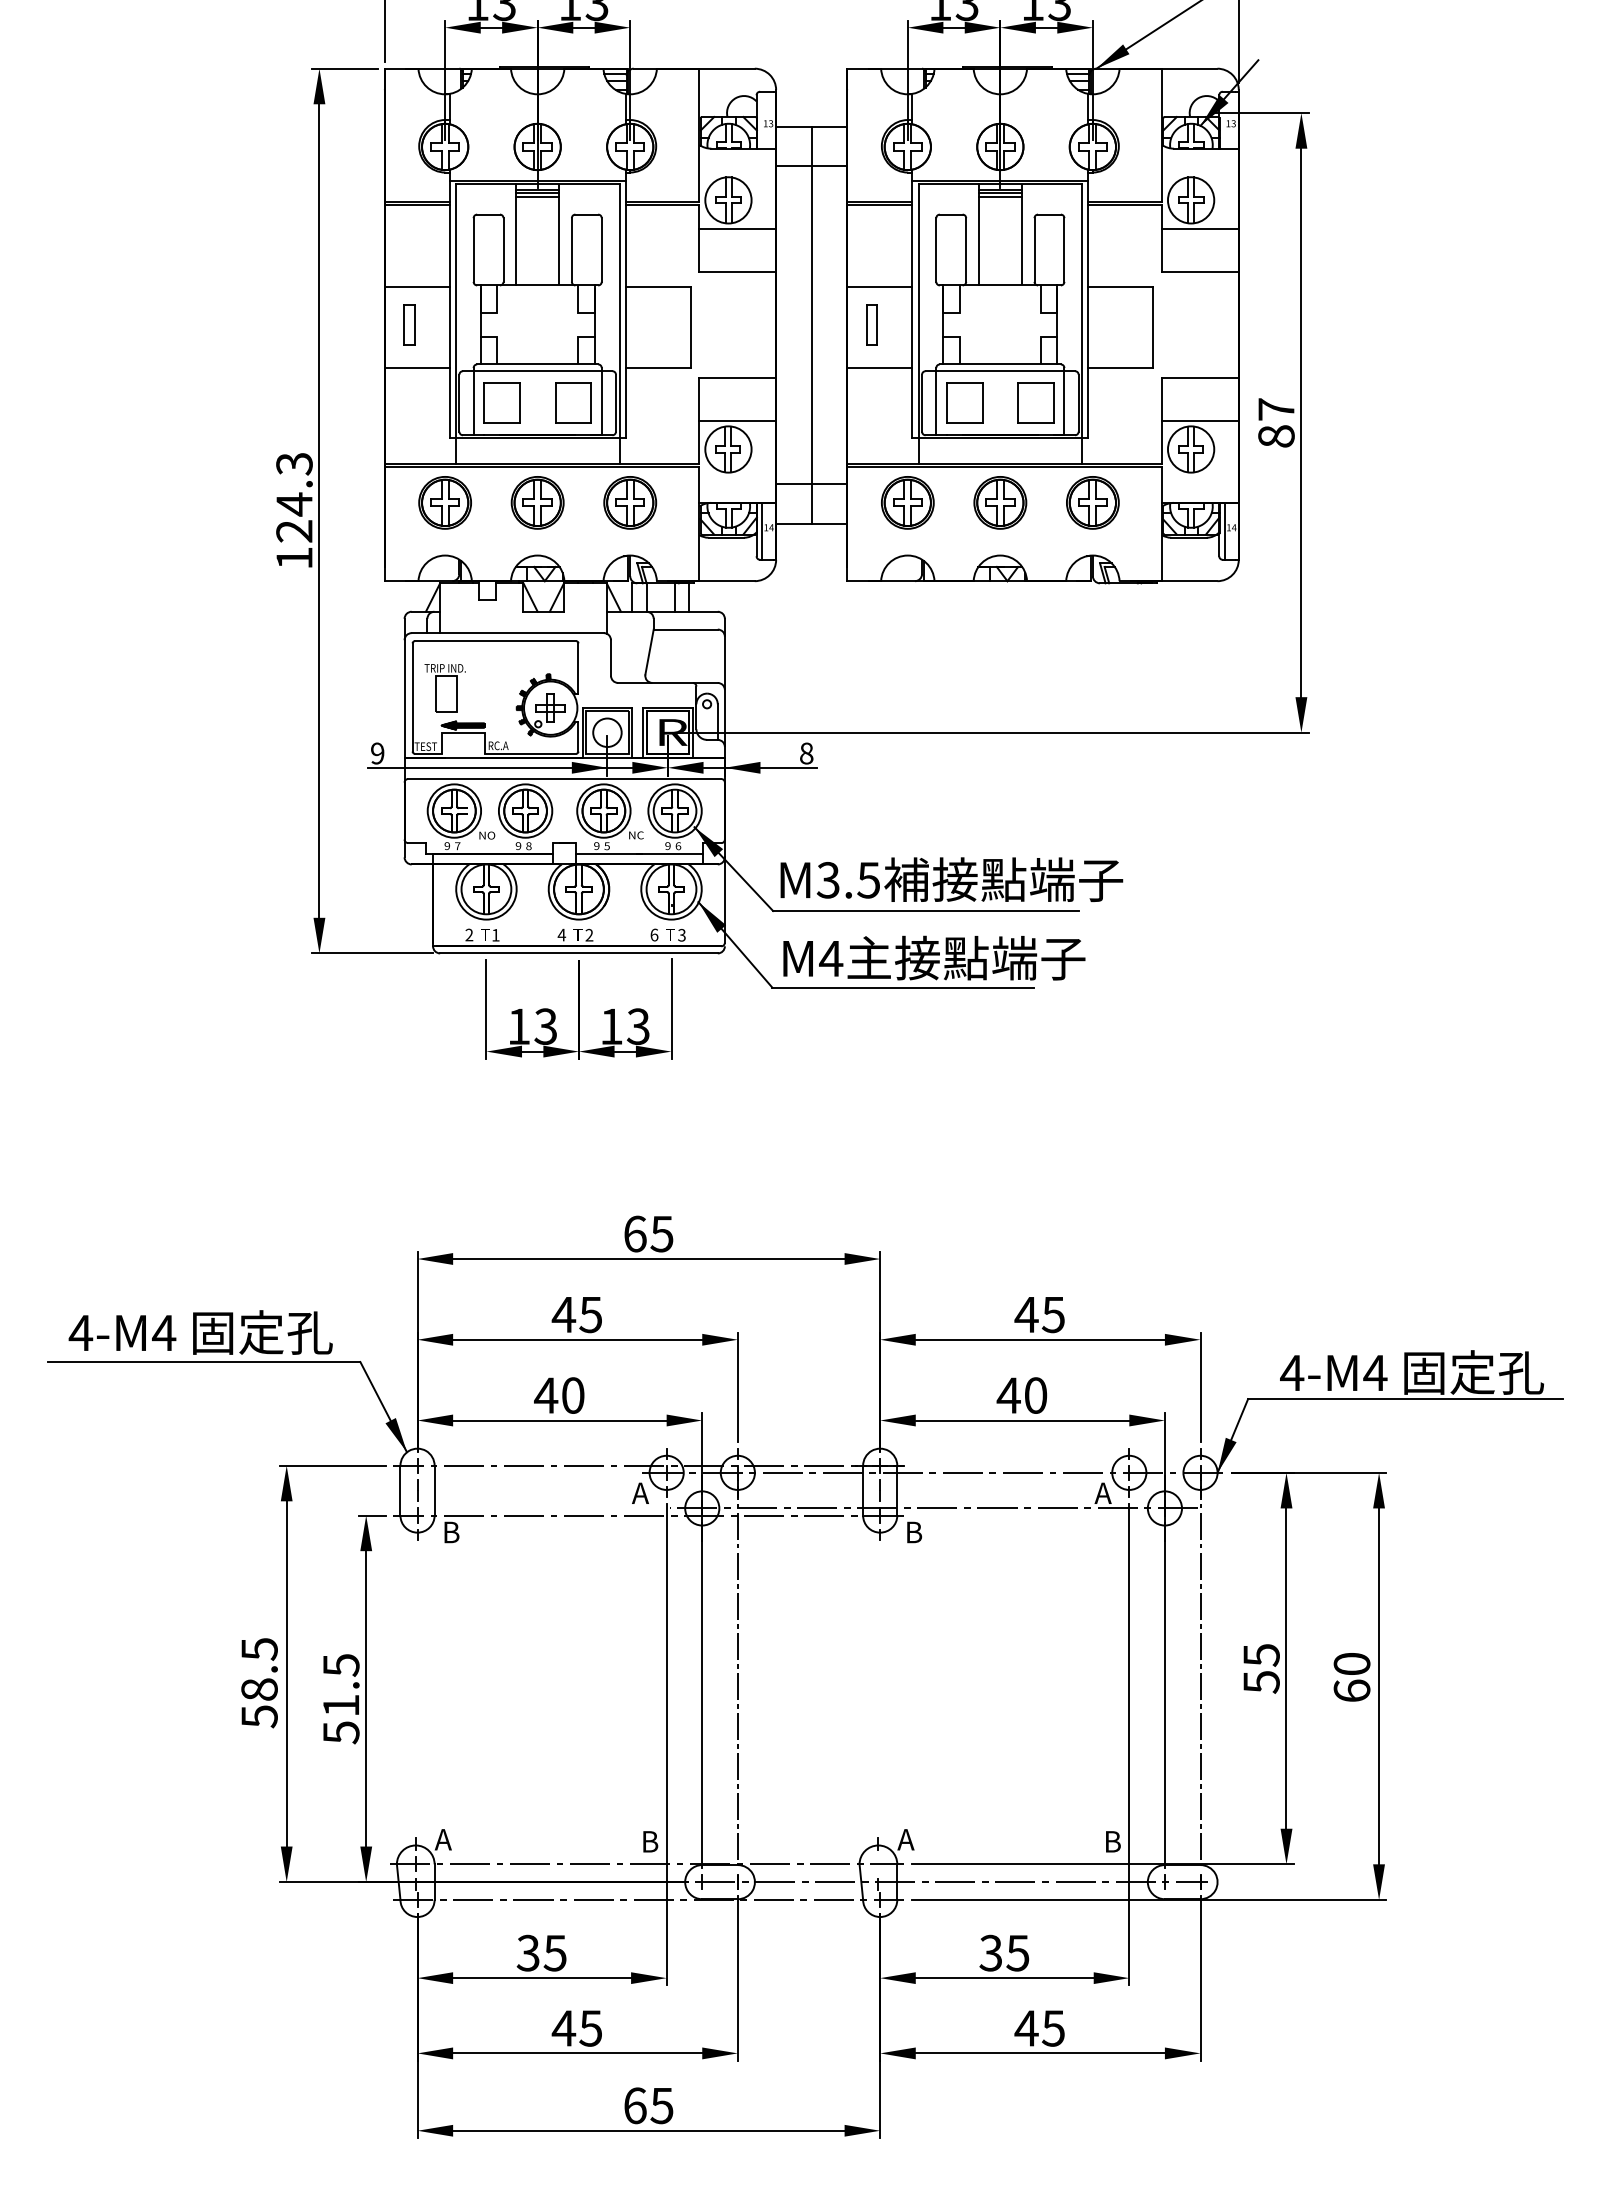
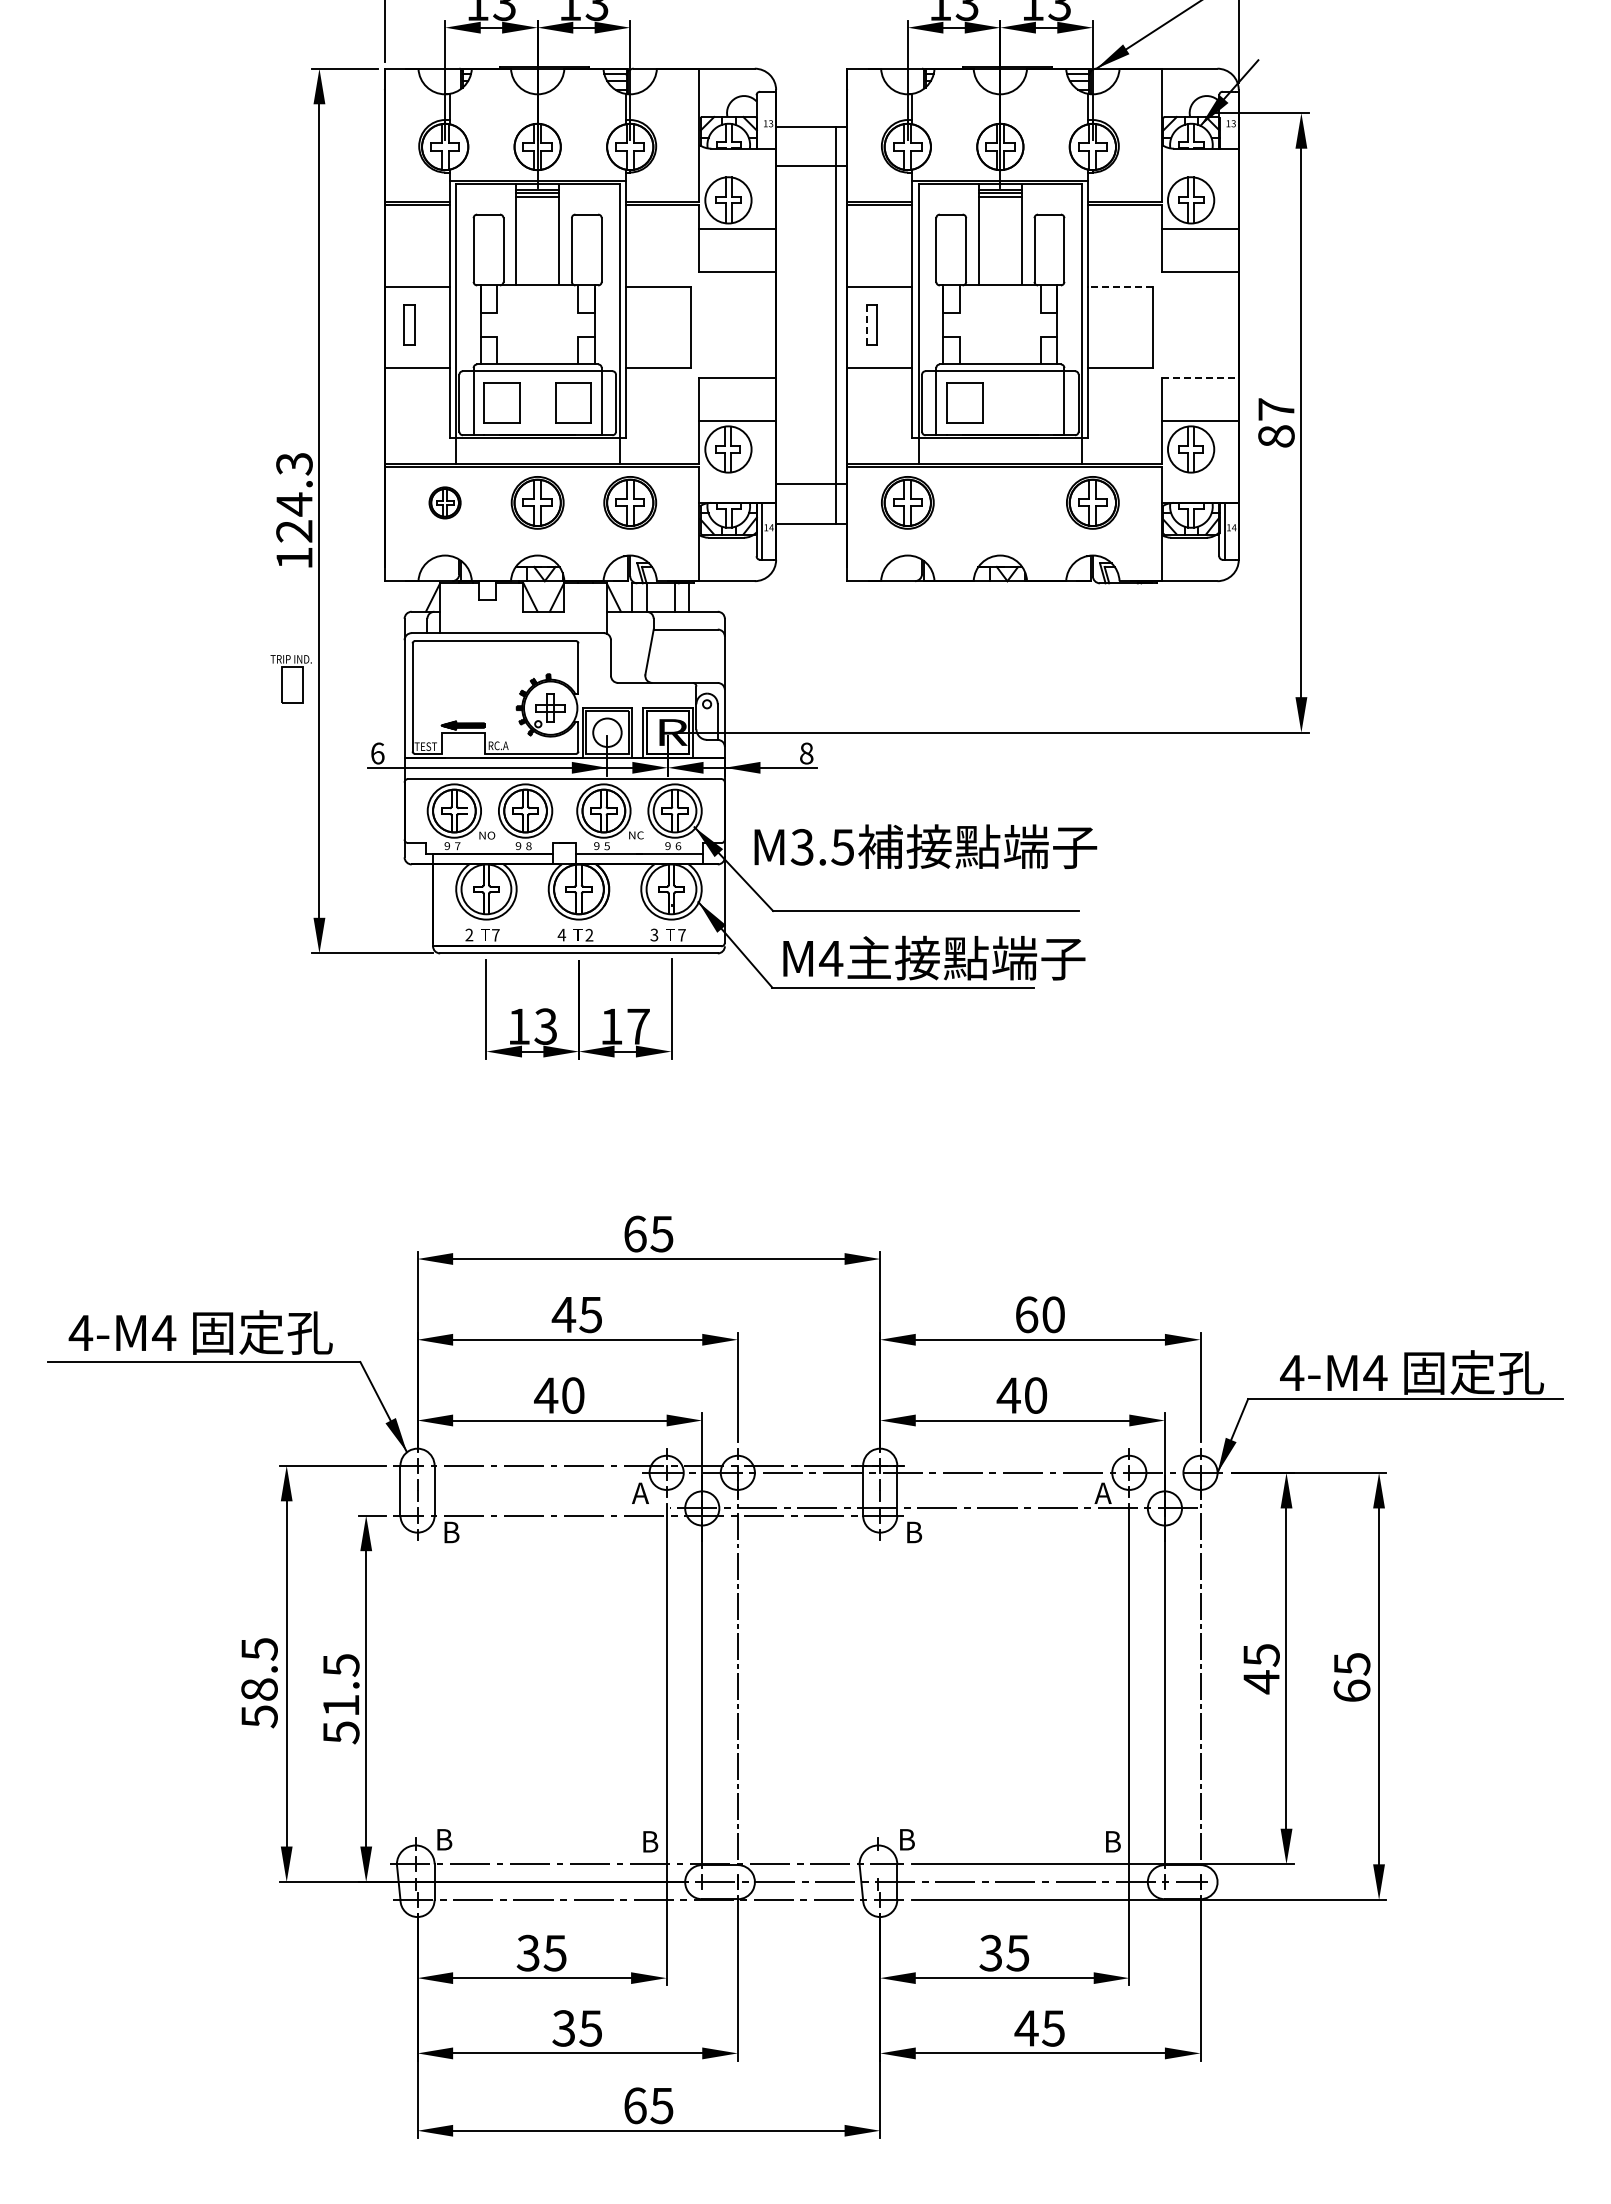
line: solid -> dashed (1120, 286)
line: solid -> dashed (866, 324)
line position: (811, 325) -> (835, 325) (835, 325)
line: solid -> dashed (1200, 378)
part: present -> none (1035, 402)
part size: 54x54 px -> 34x34 px (444, 502)
part: present -> none (1000, 502)
part position: (444, 688) -> (290, 679) (290, 679)
text: 9 -> 6 (377, 753)
text position: (951, 879) -> (925, 846) (925, 846)
text: 6 -> 3 (654, 934)
text: 3 -> 7 (681, 934)
text: 1 -> 7 (495, 935)
text: 13 -> 17 (637, 1026)
text: 45 -> 60 (1039, 1314)
text: 60 -> 65 (1351, 1664)
text: 55 -> 45 (1261, 1682)
text: A -> B (443, 1839)
text: A -> B (905, 1839)
text: 45 -> 35 (563, 2028)
